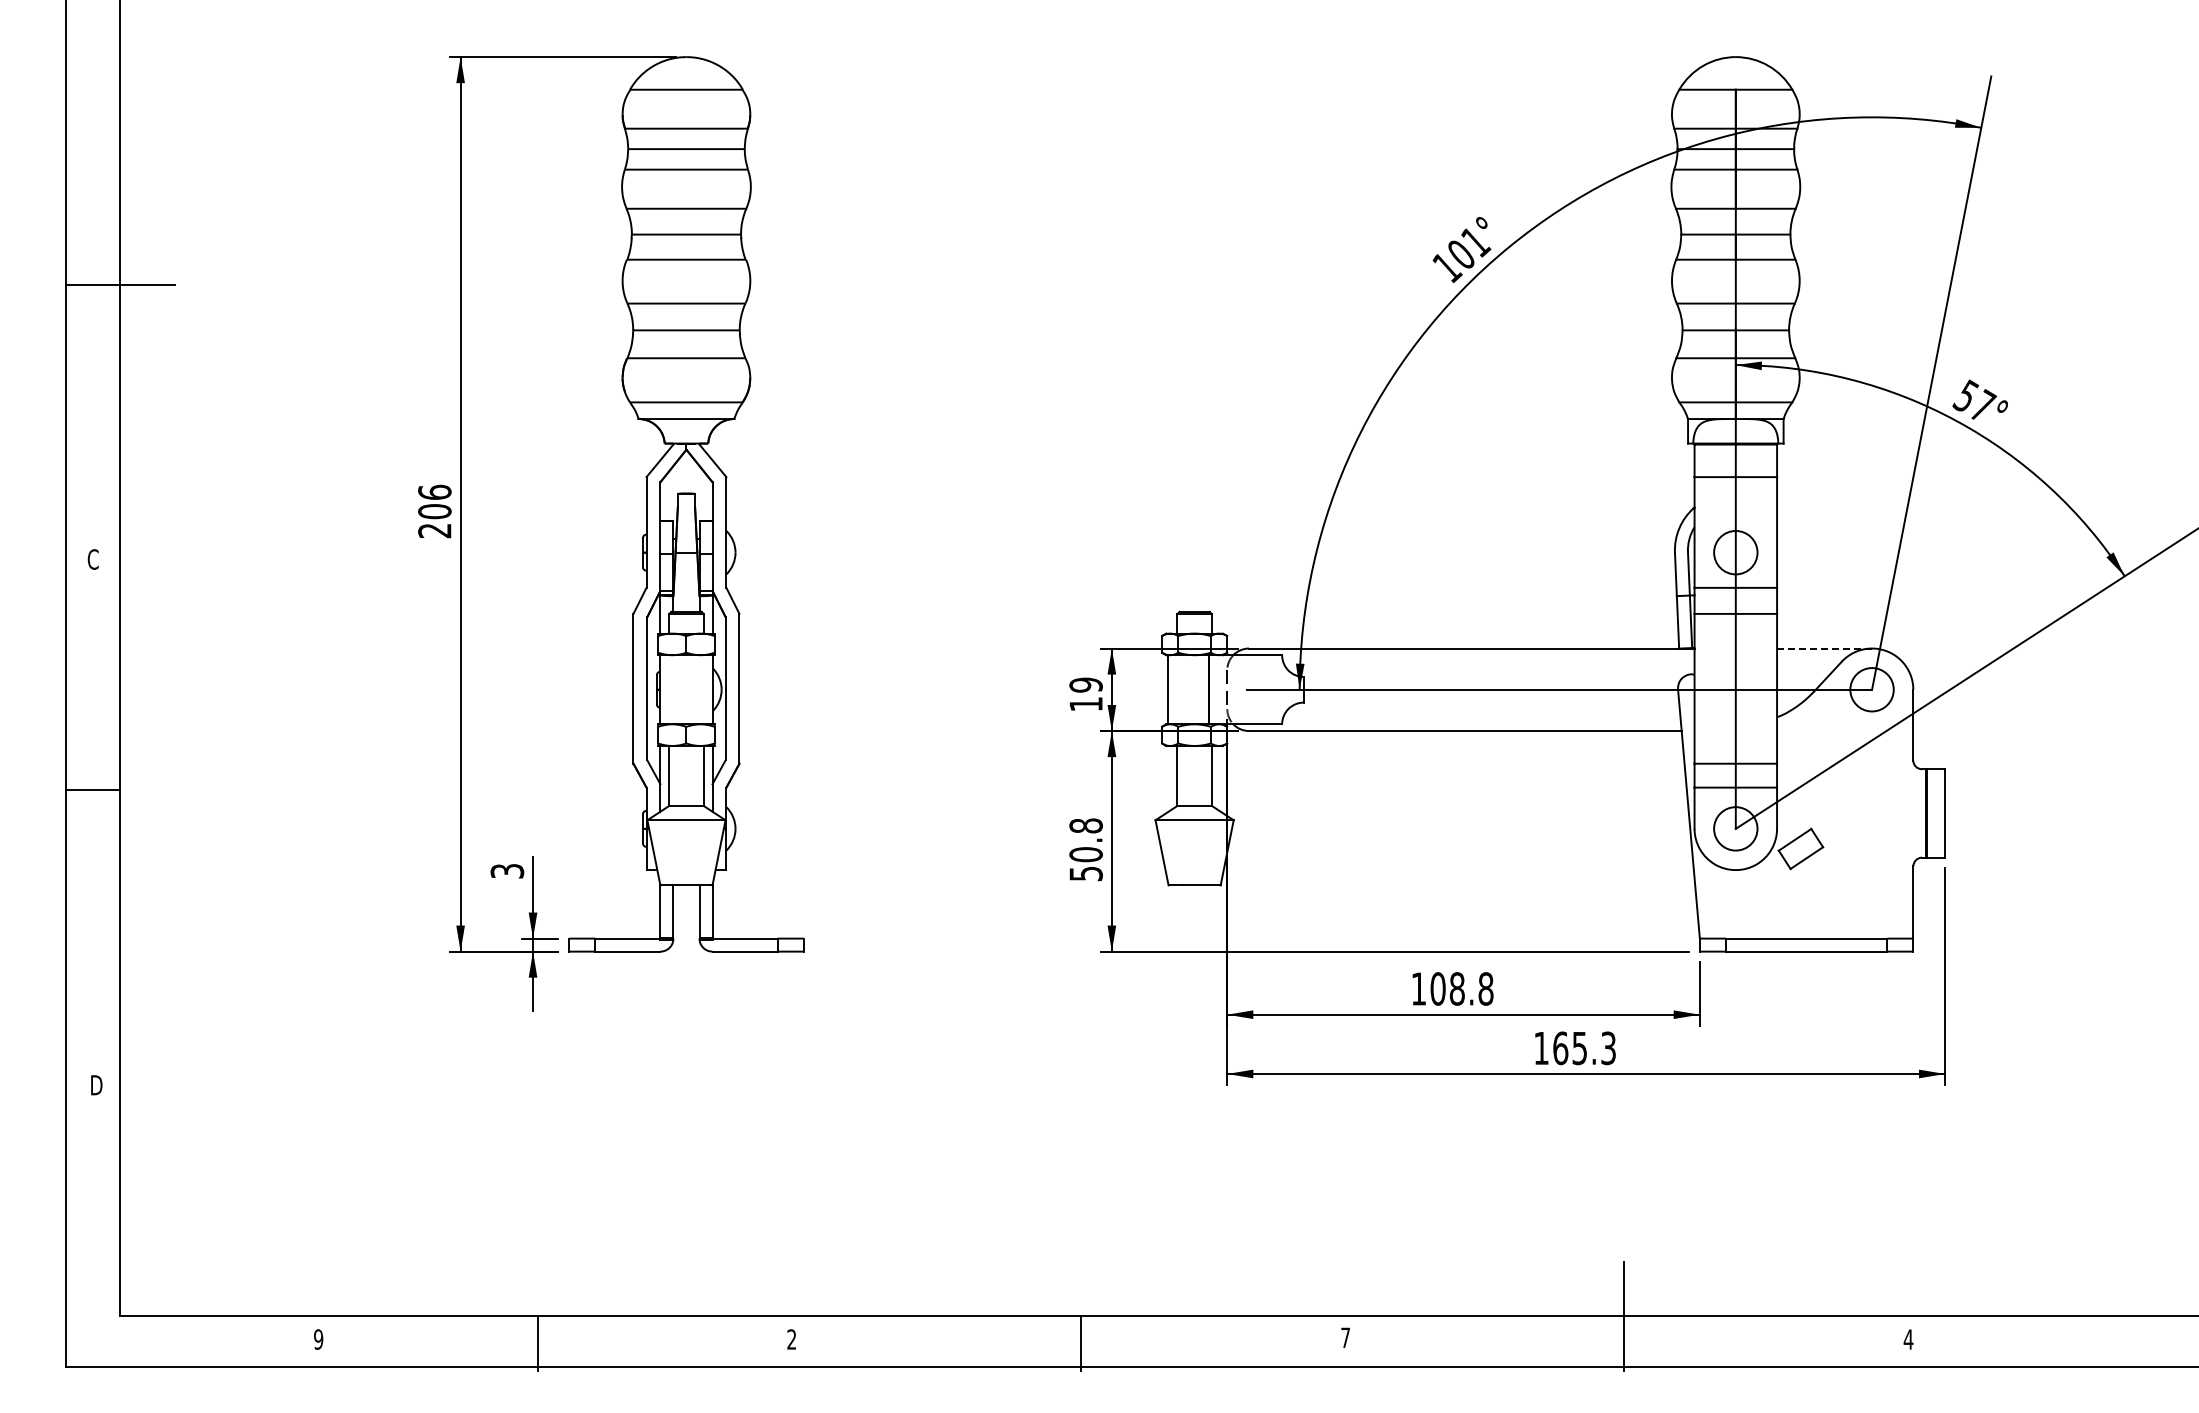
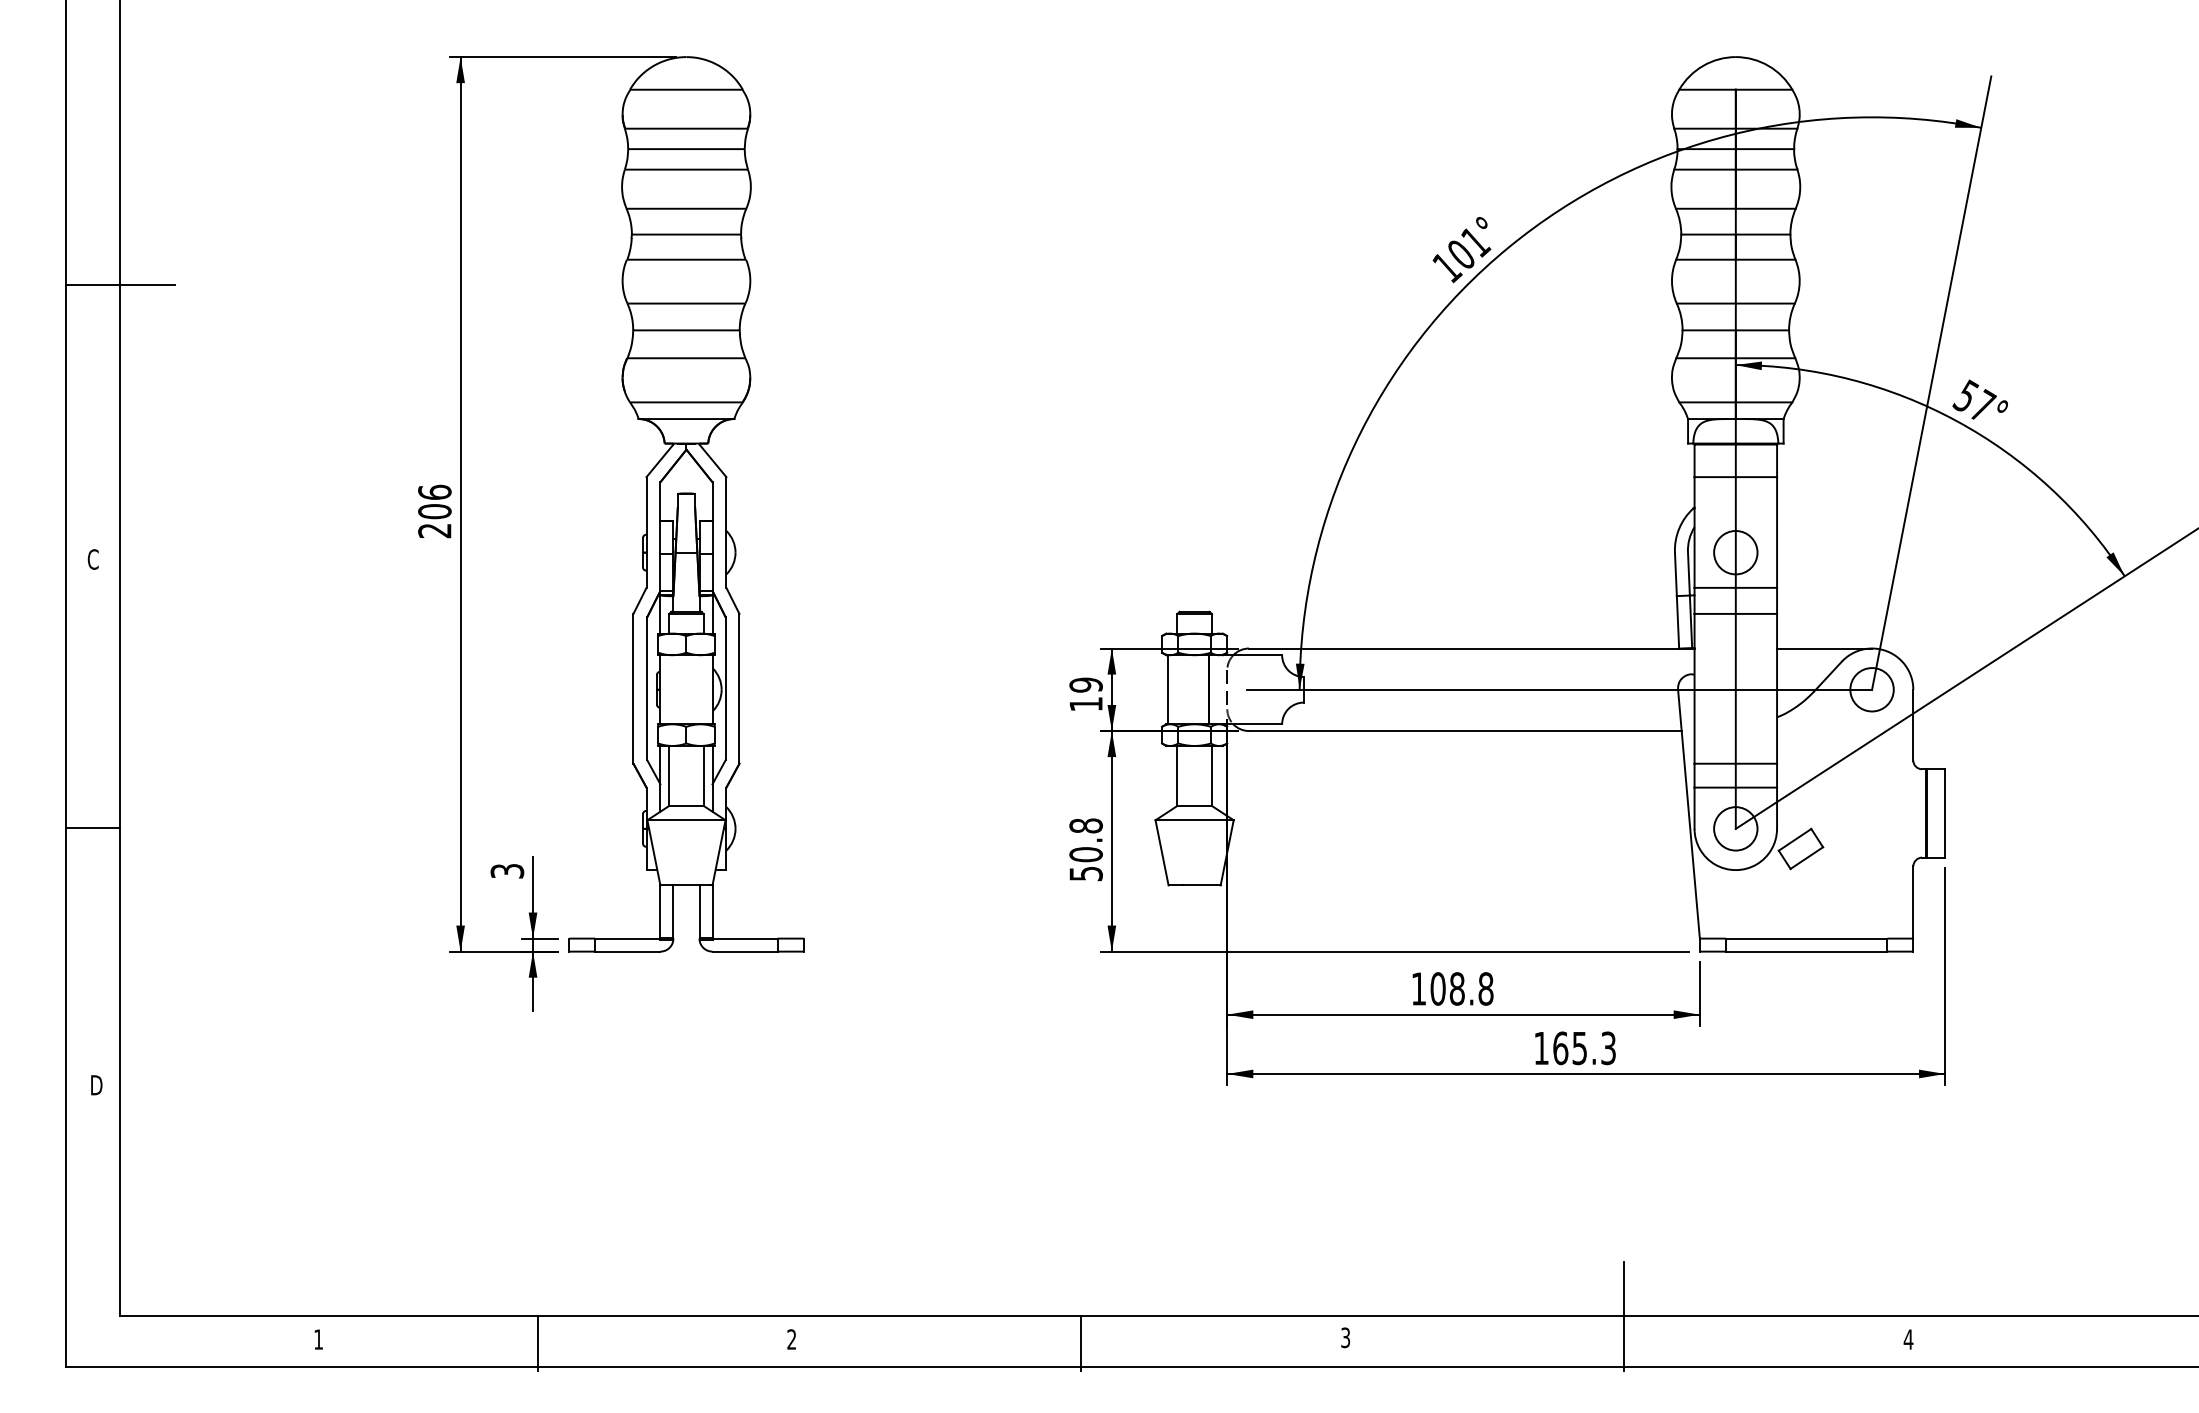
line: dashed -> solid (1824, 648)
line position: (92, 789) -> (92, 827) (92, 827)
text: 7 -> 3 (1345, 1337)
text: 9 -> 1 (318, 1339)
